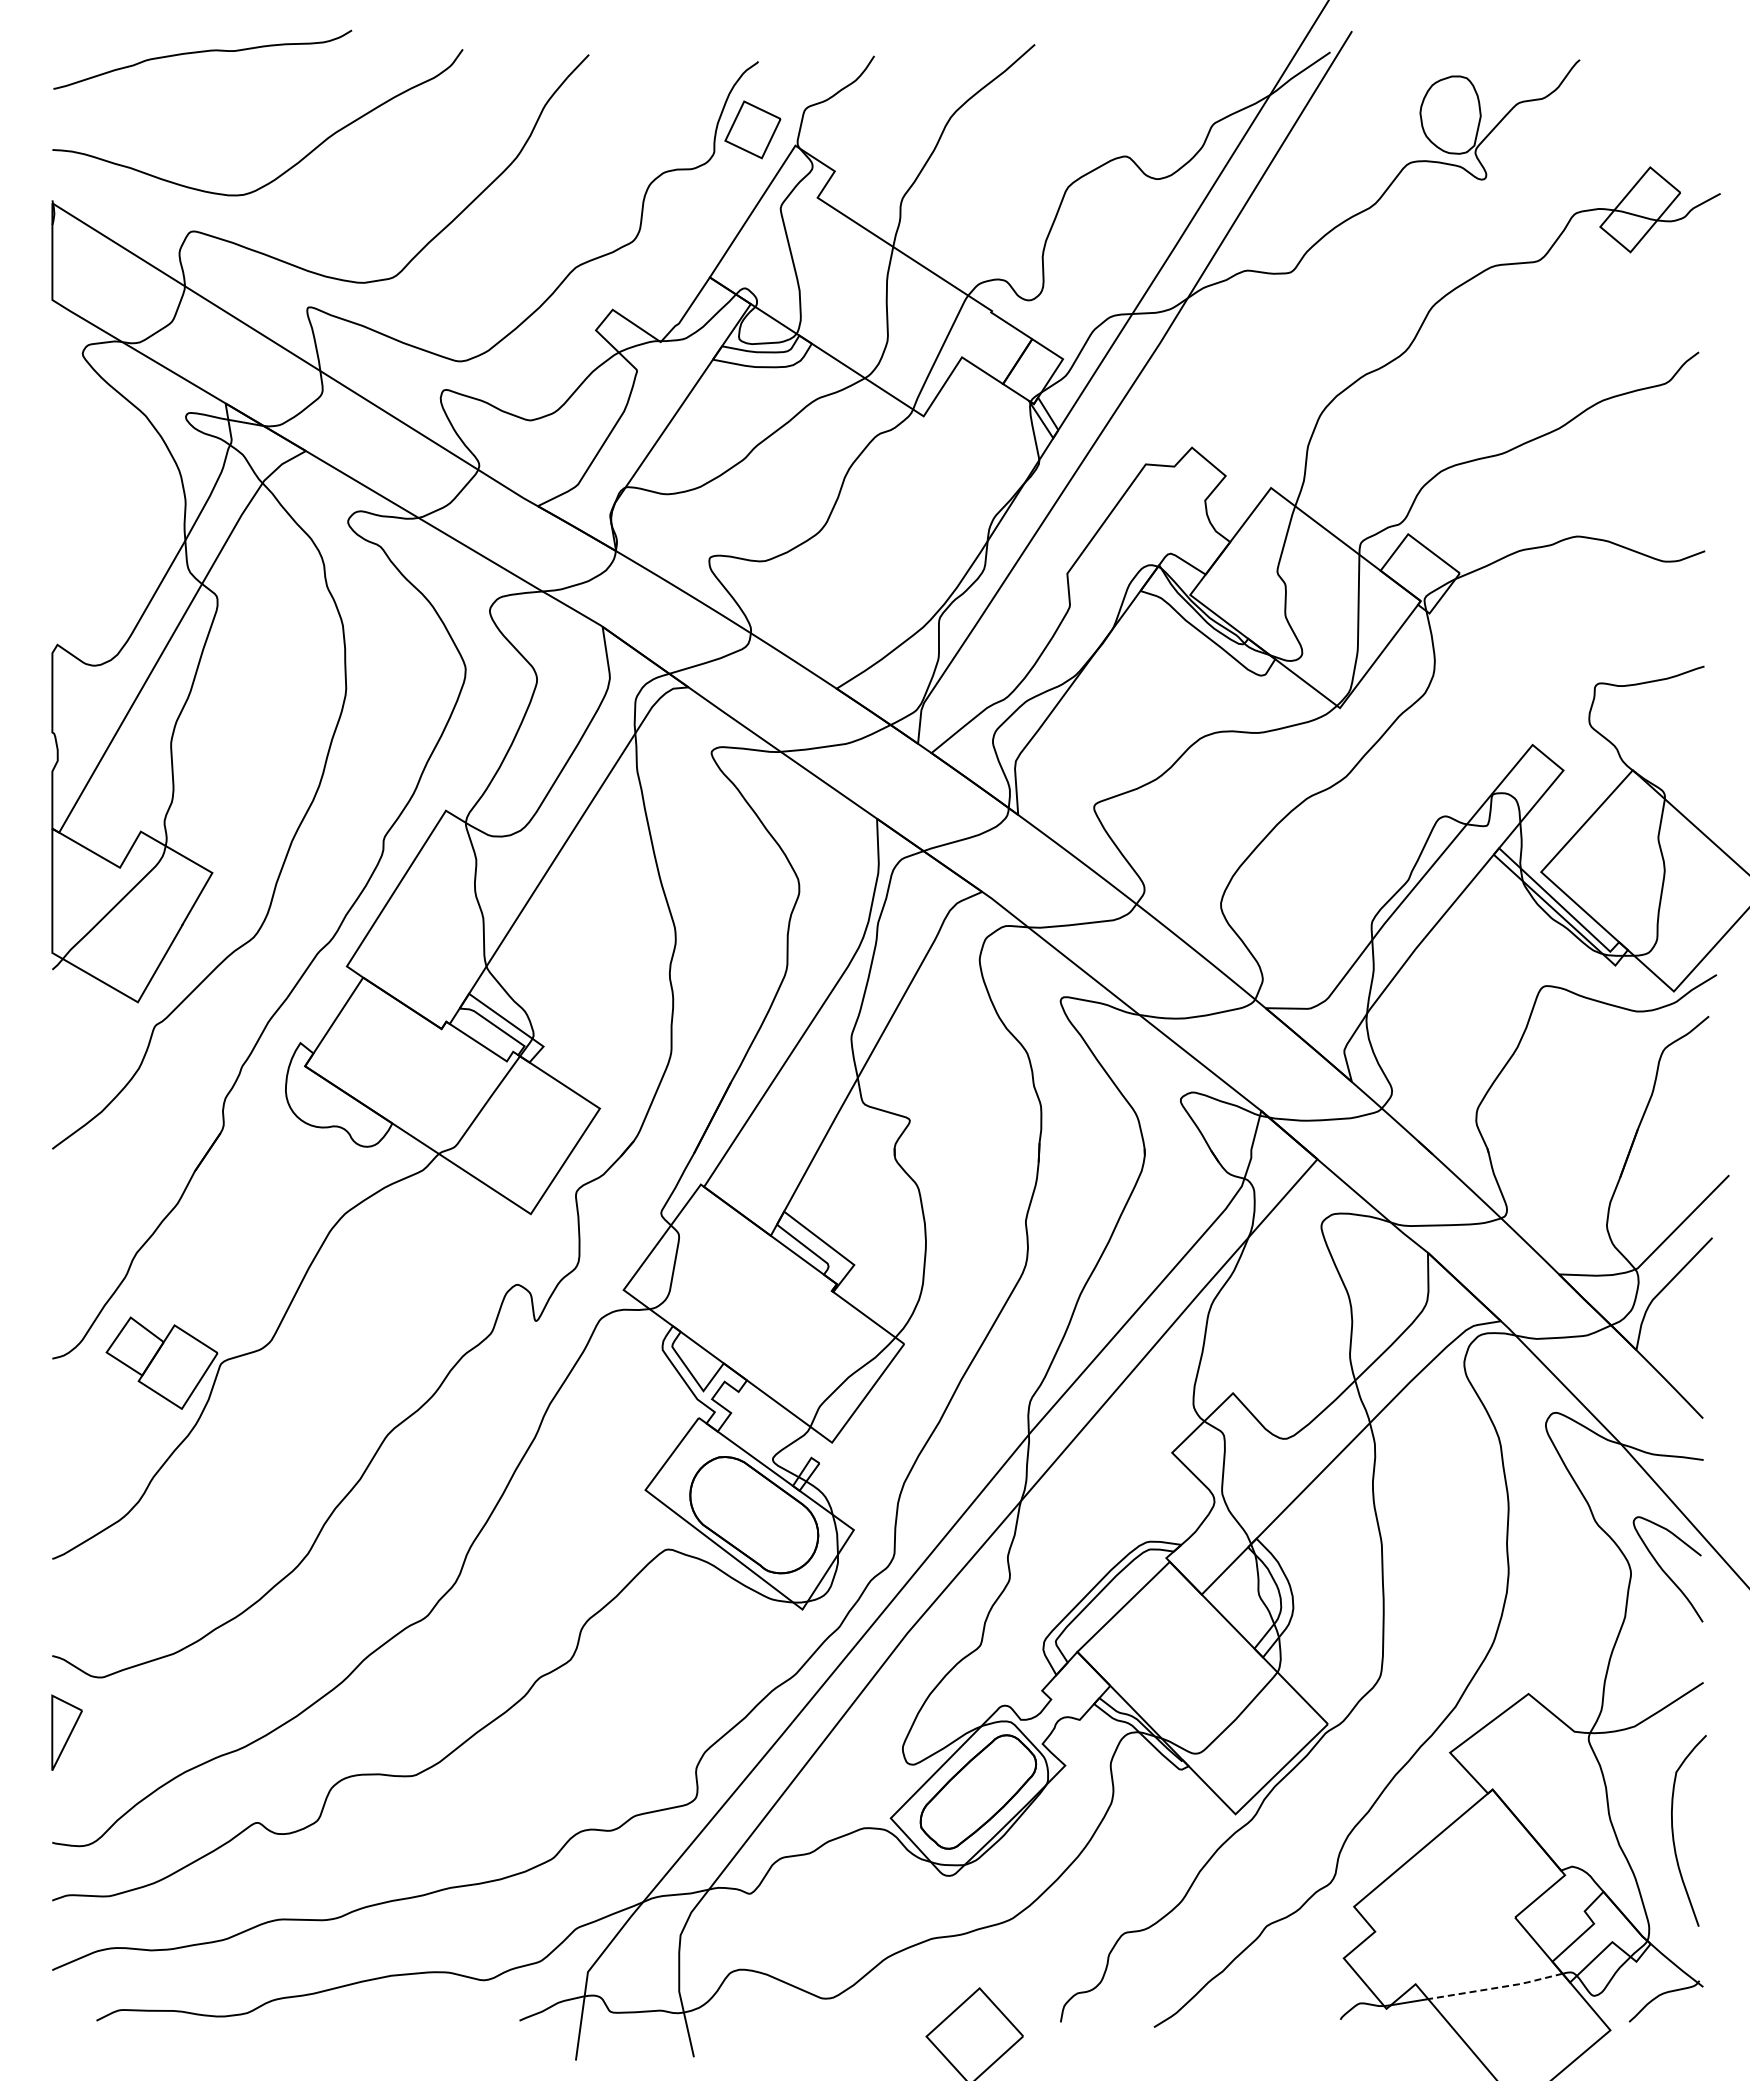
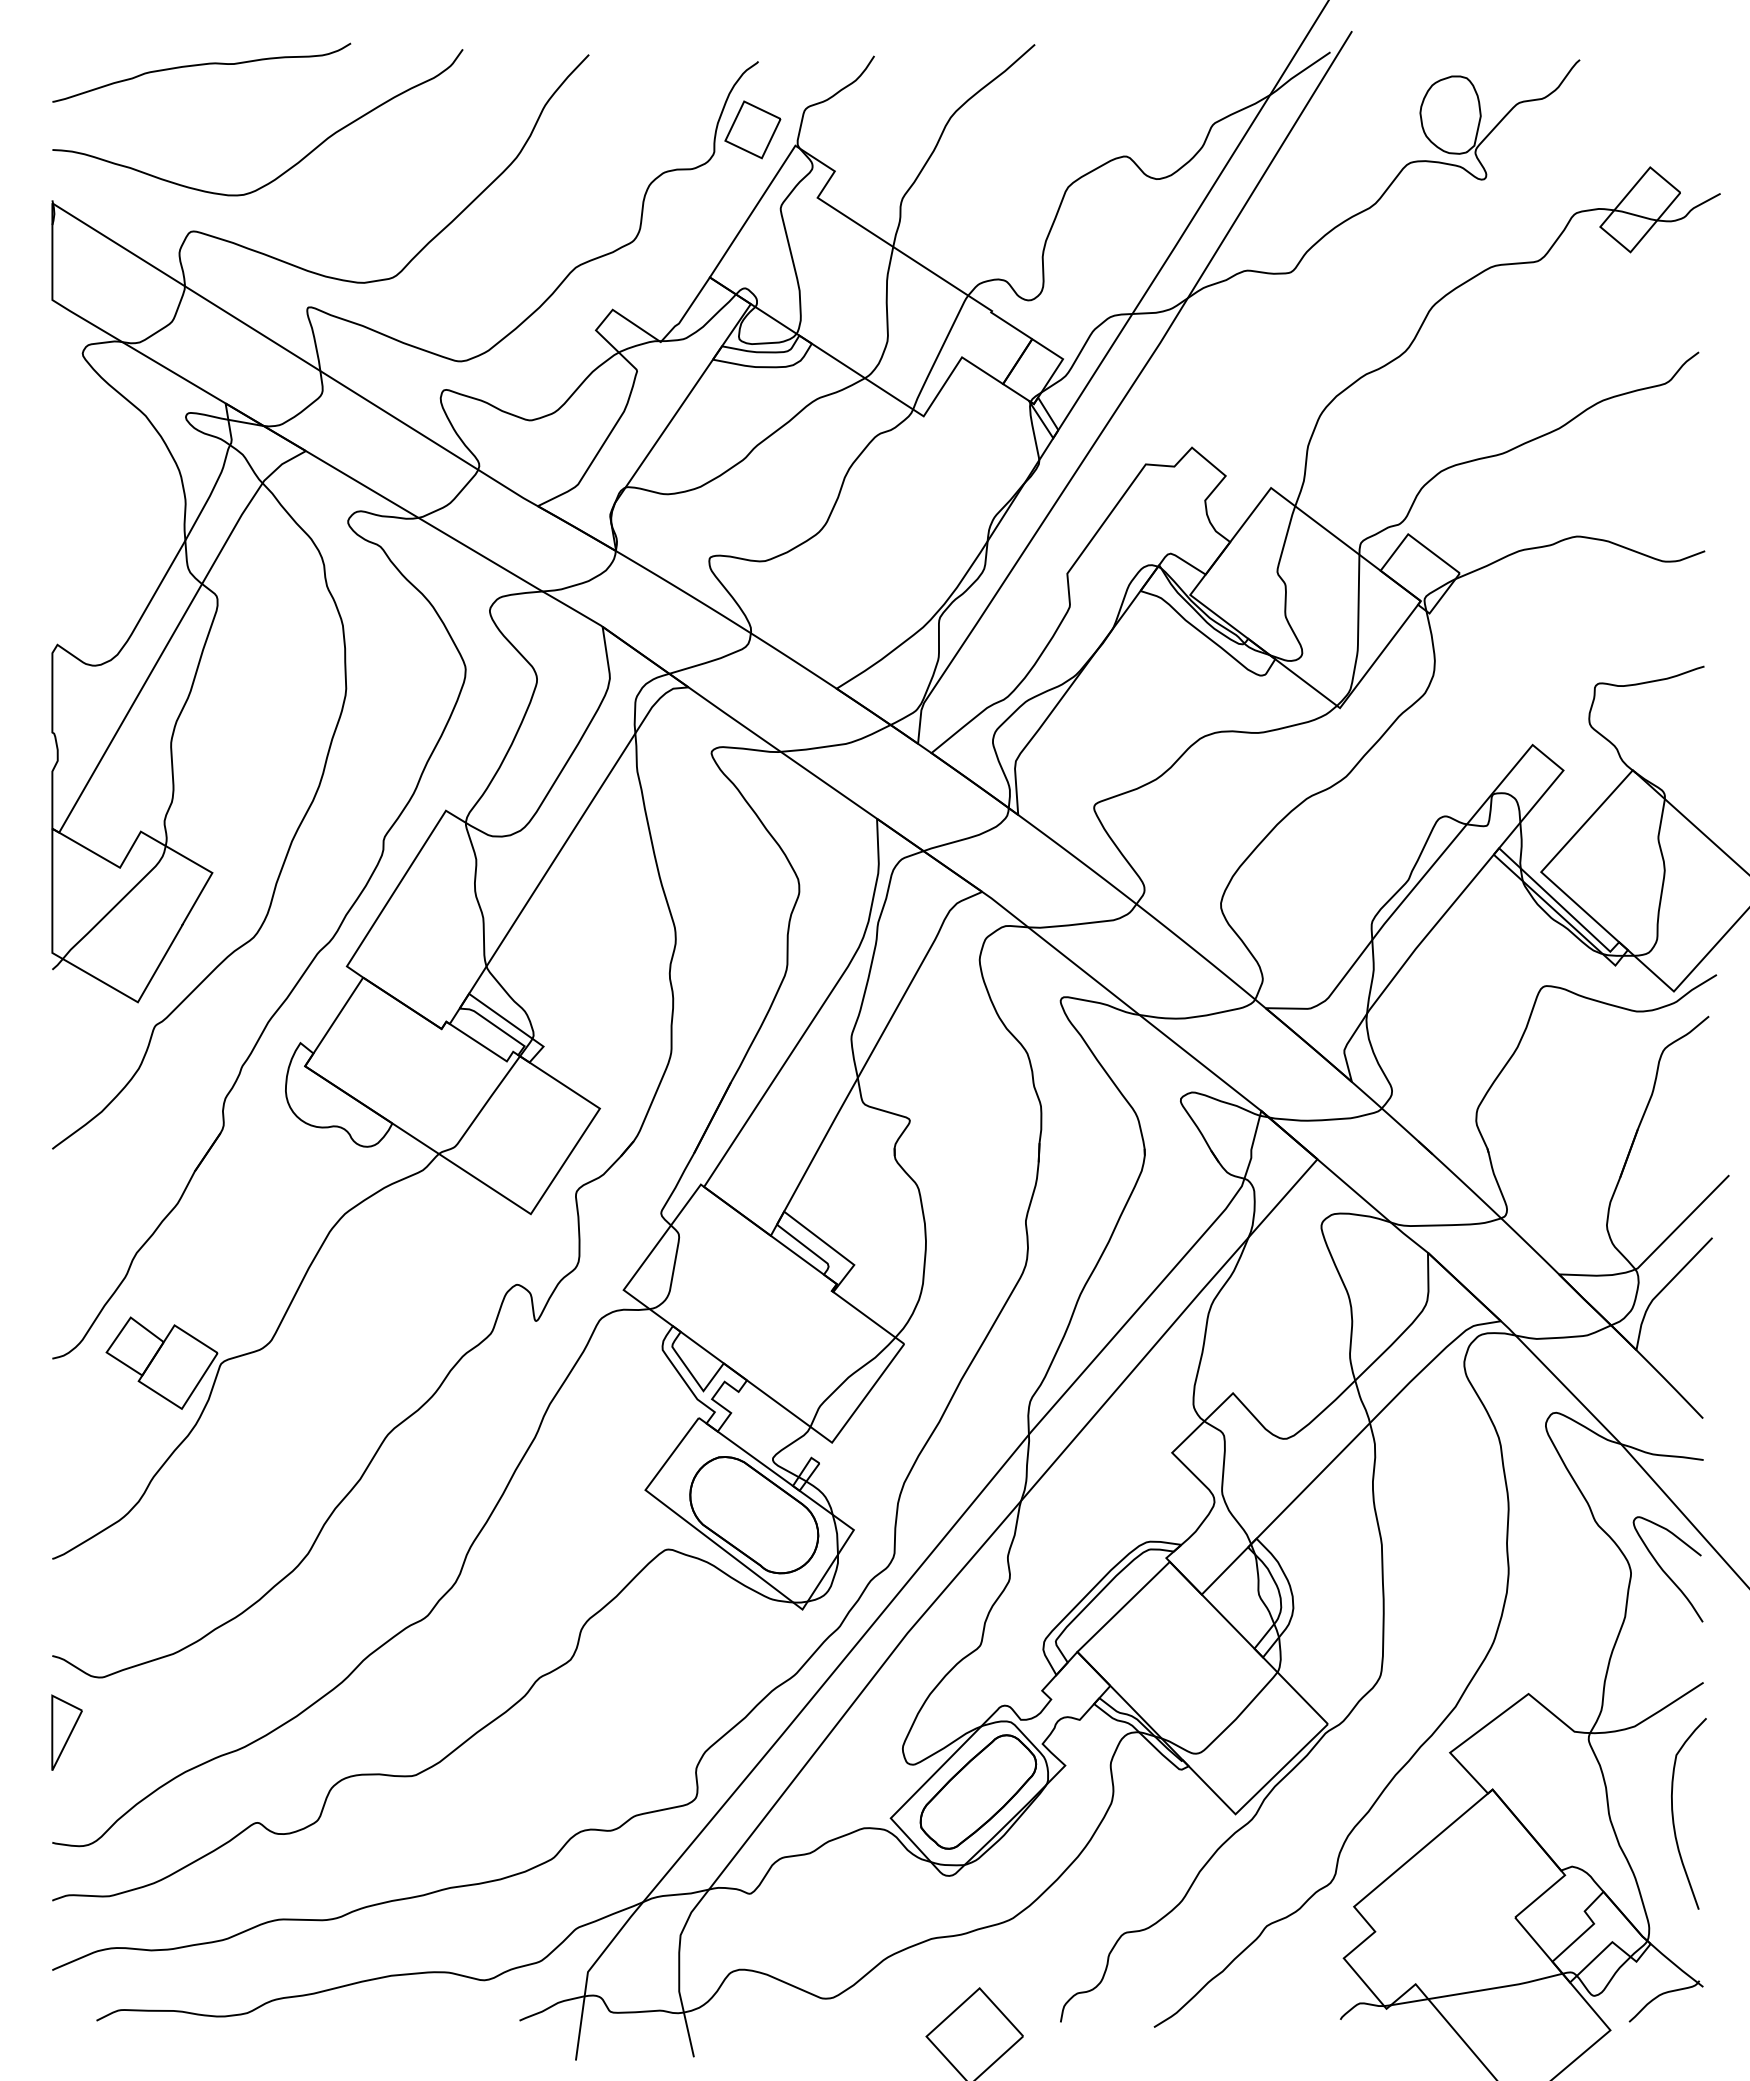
curve position: (202, 52) -> (201, 65) (201, 65)
curve position: (1673, 1830) -> (1673, 1813) (1673, 1813)
line: dashed -> solid (1497, 1987)
